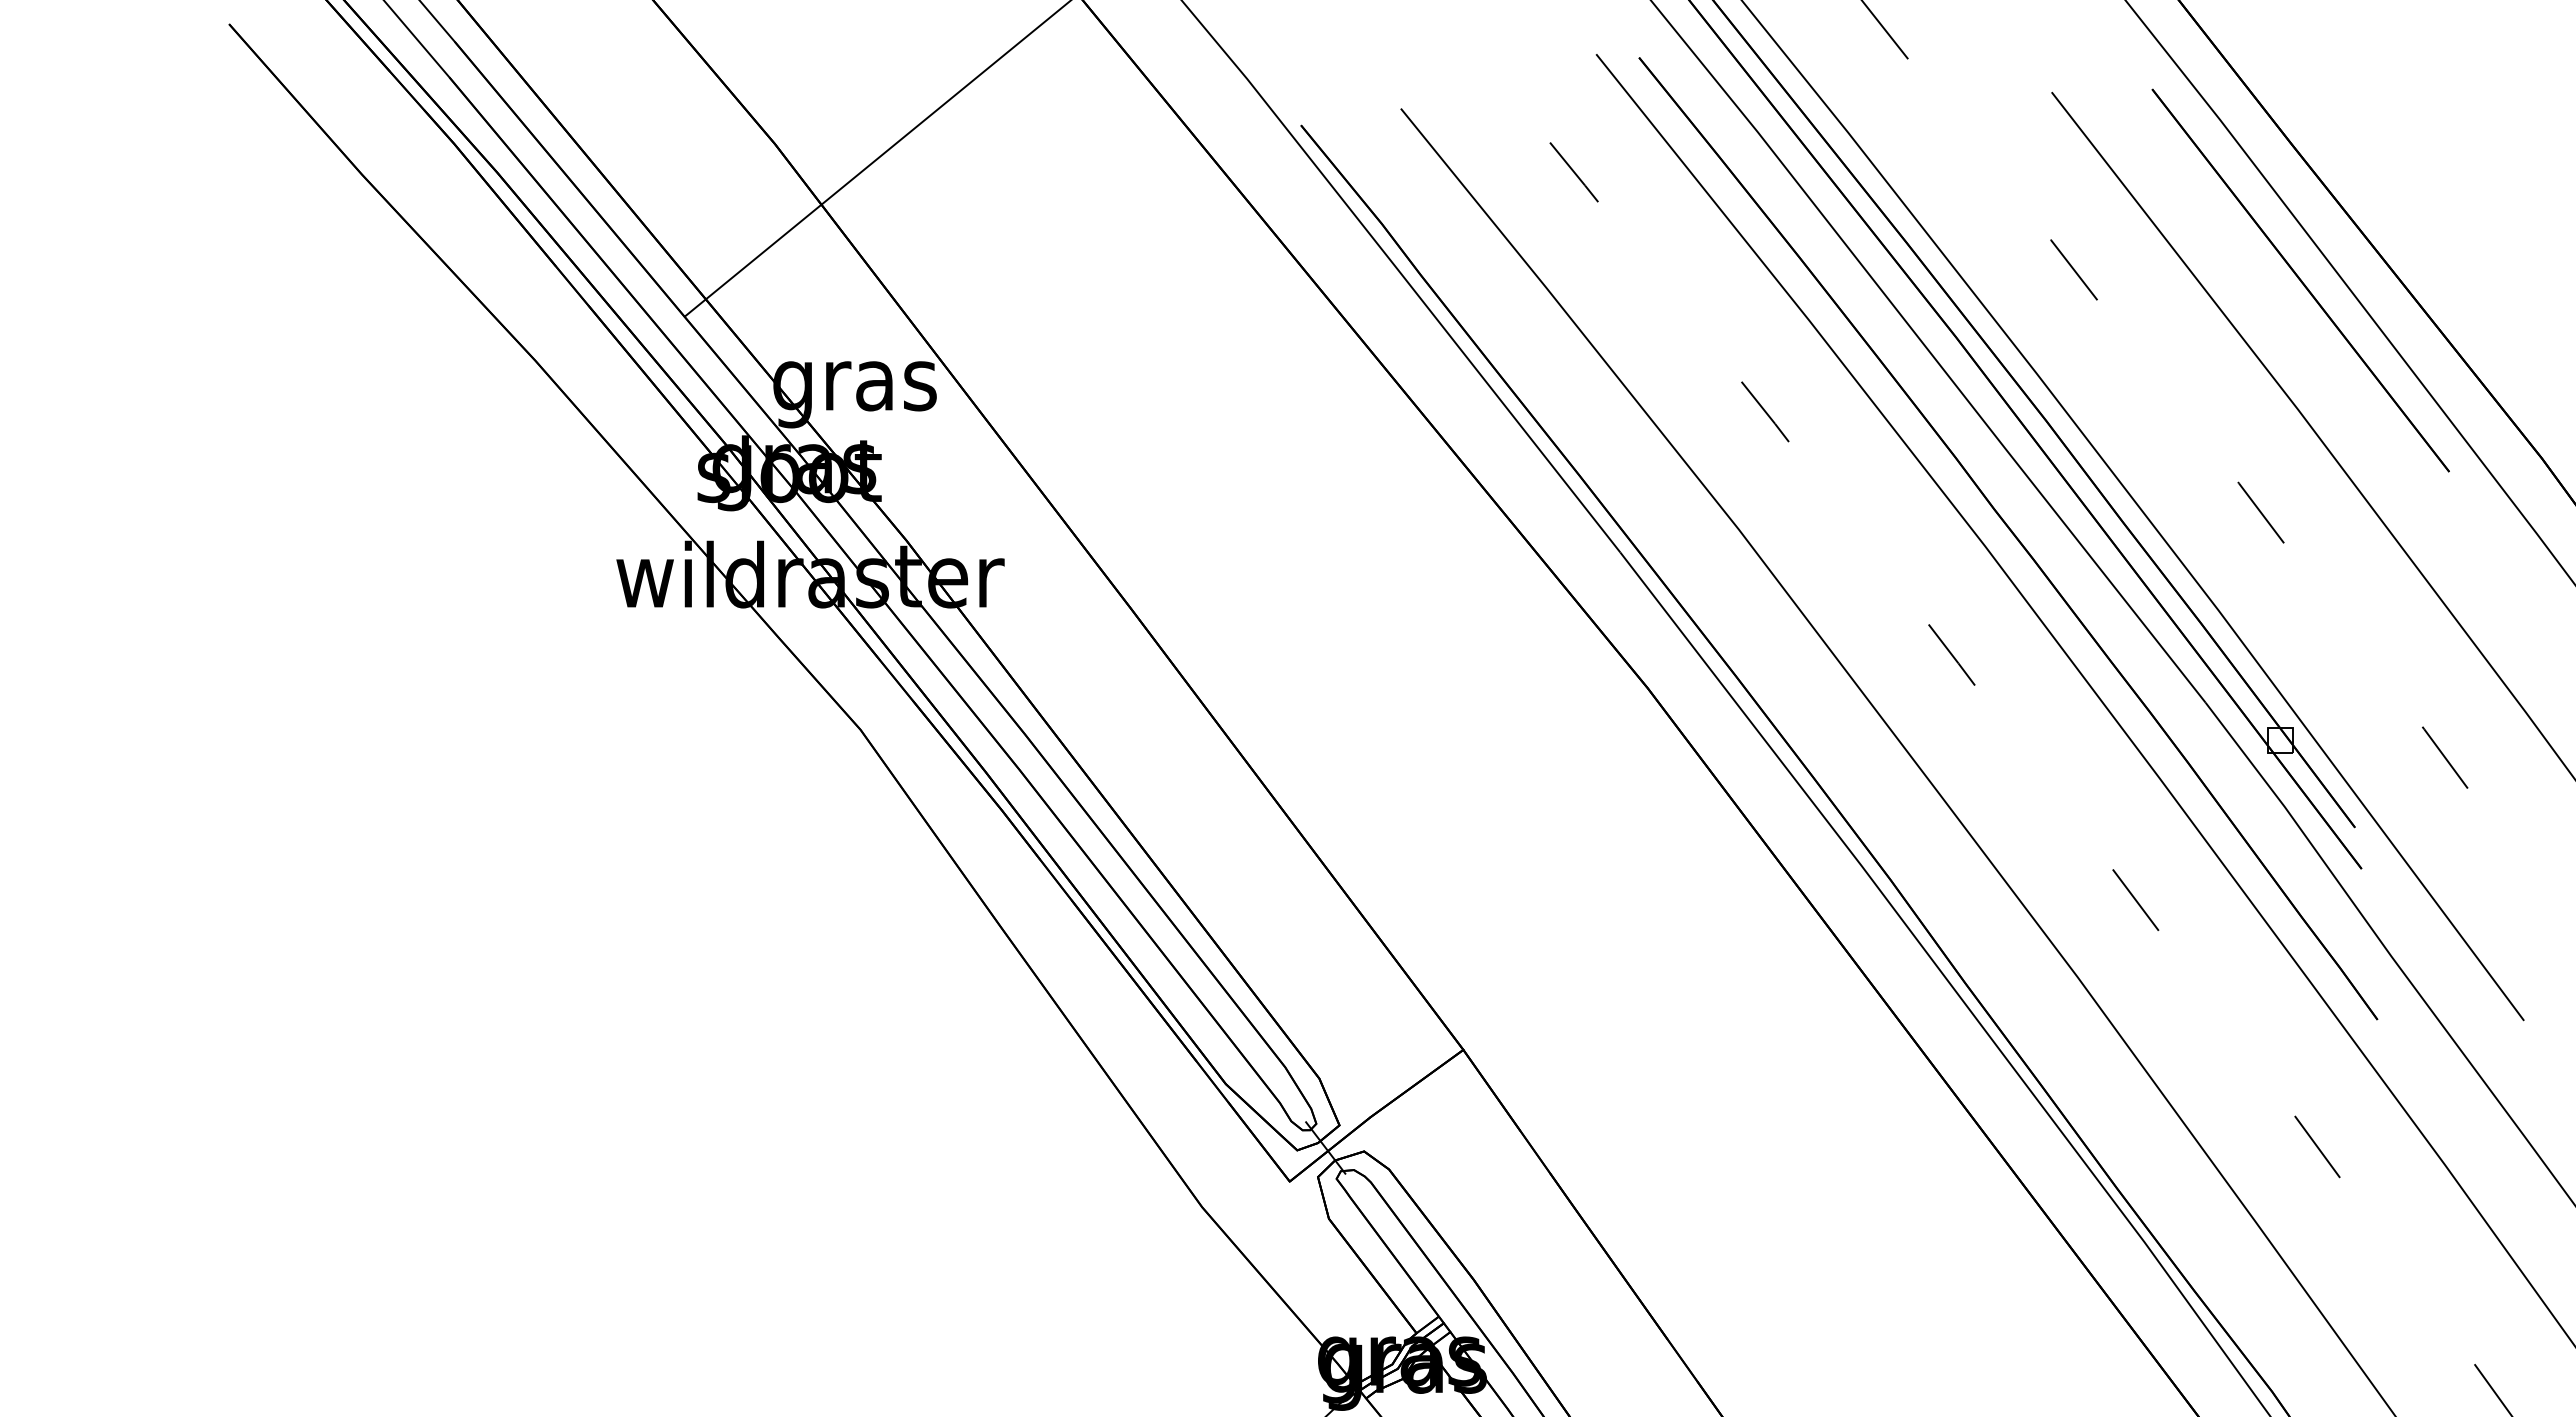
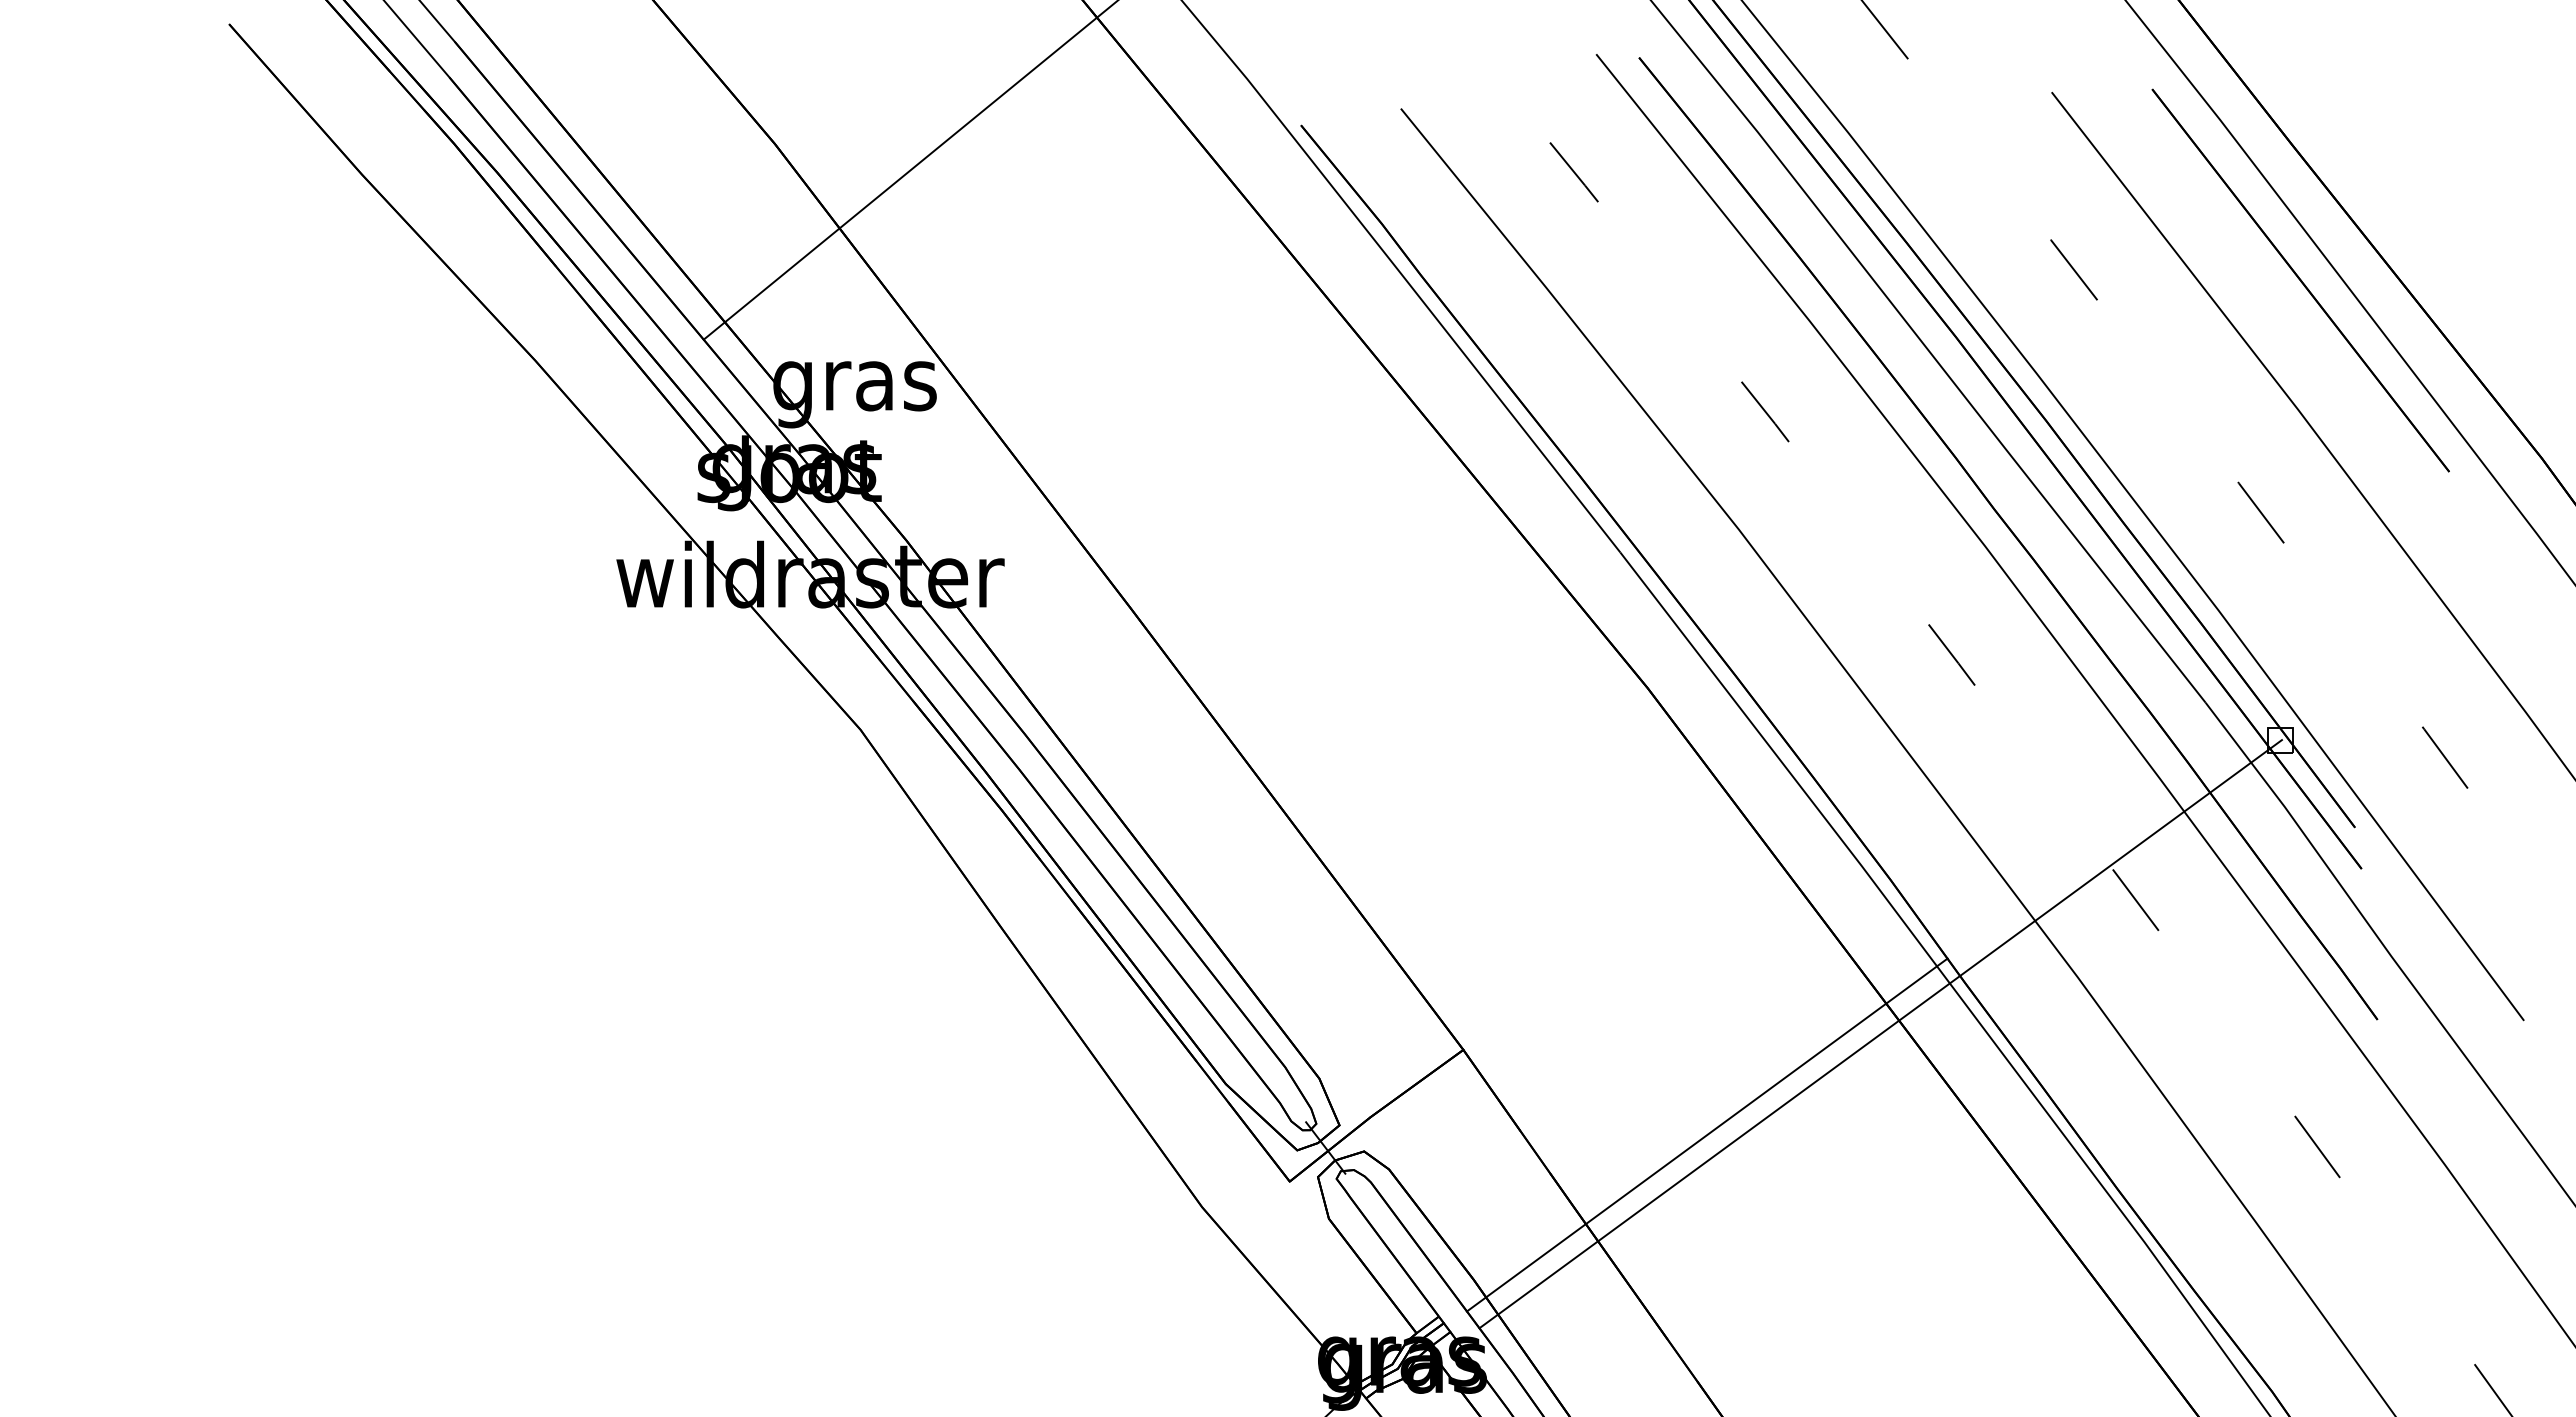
line position: (876, 159) -> (909, 170) (909, 170)
line: none -> present (1880, 1034)
line: none -> present (1706, 1134)
